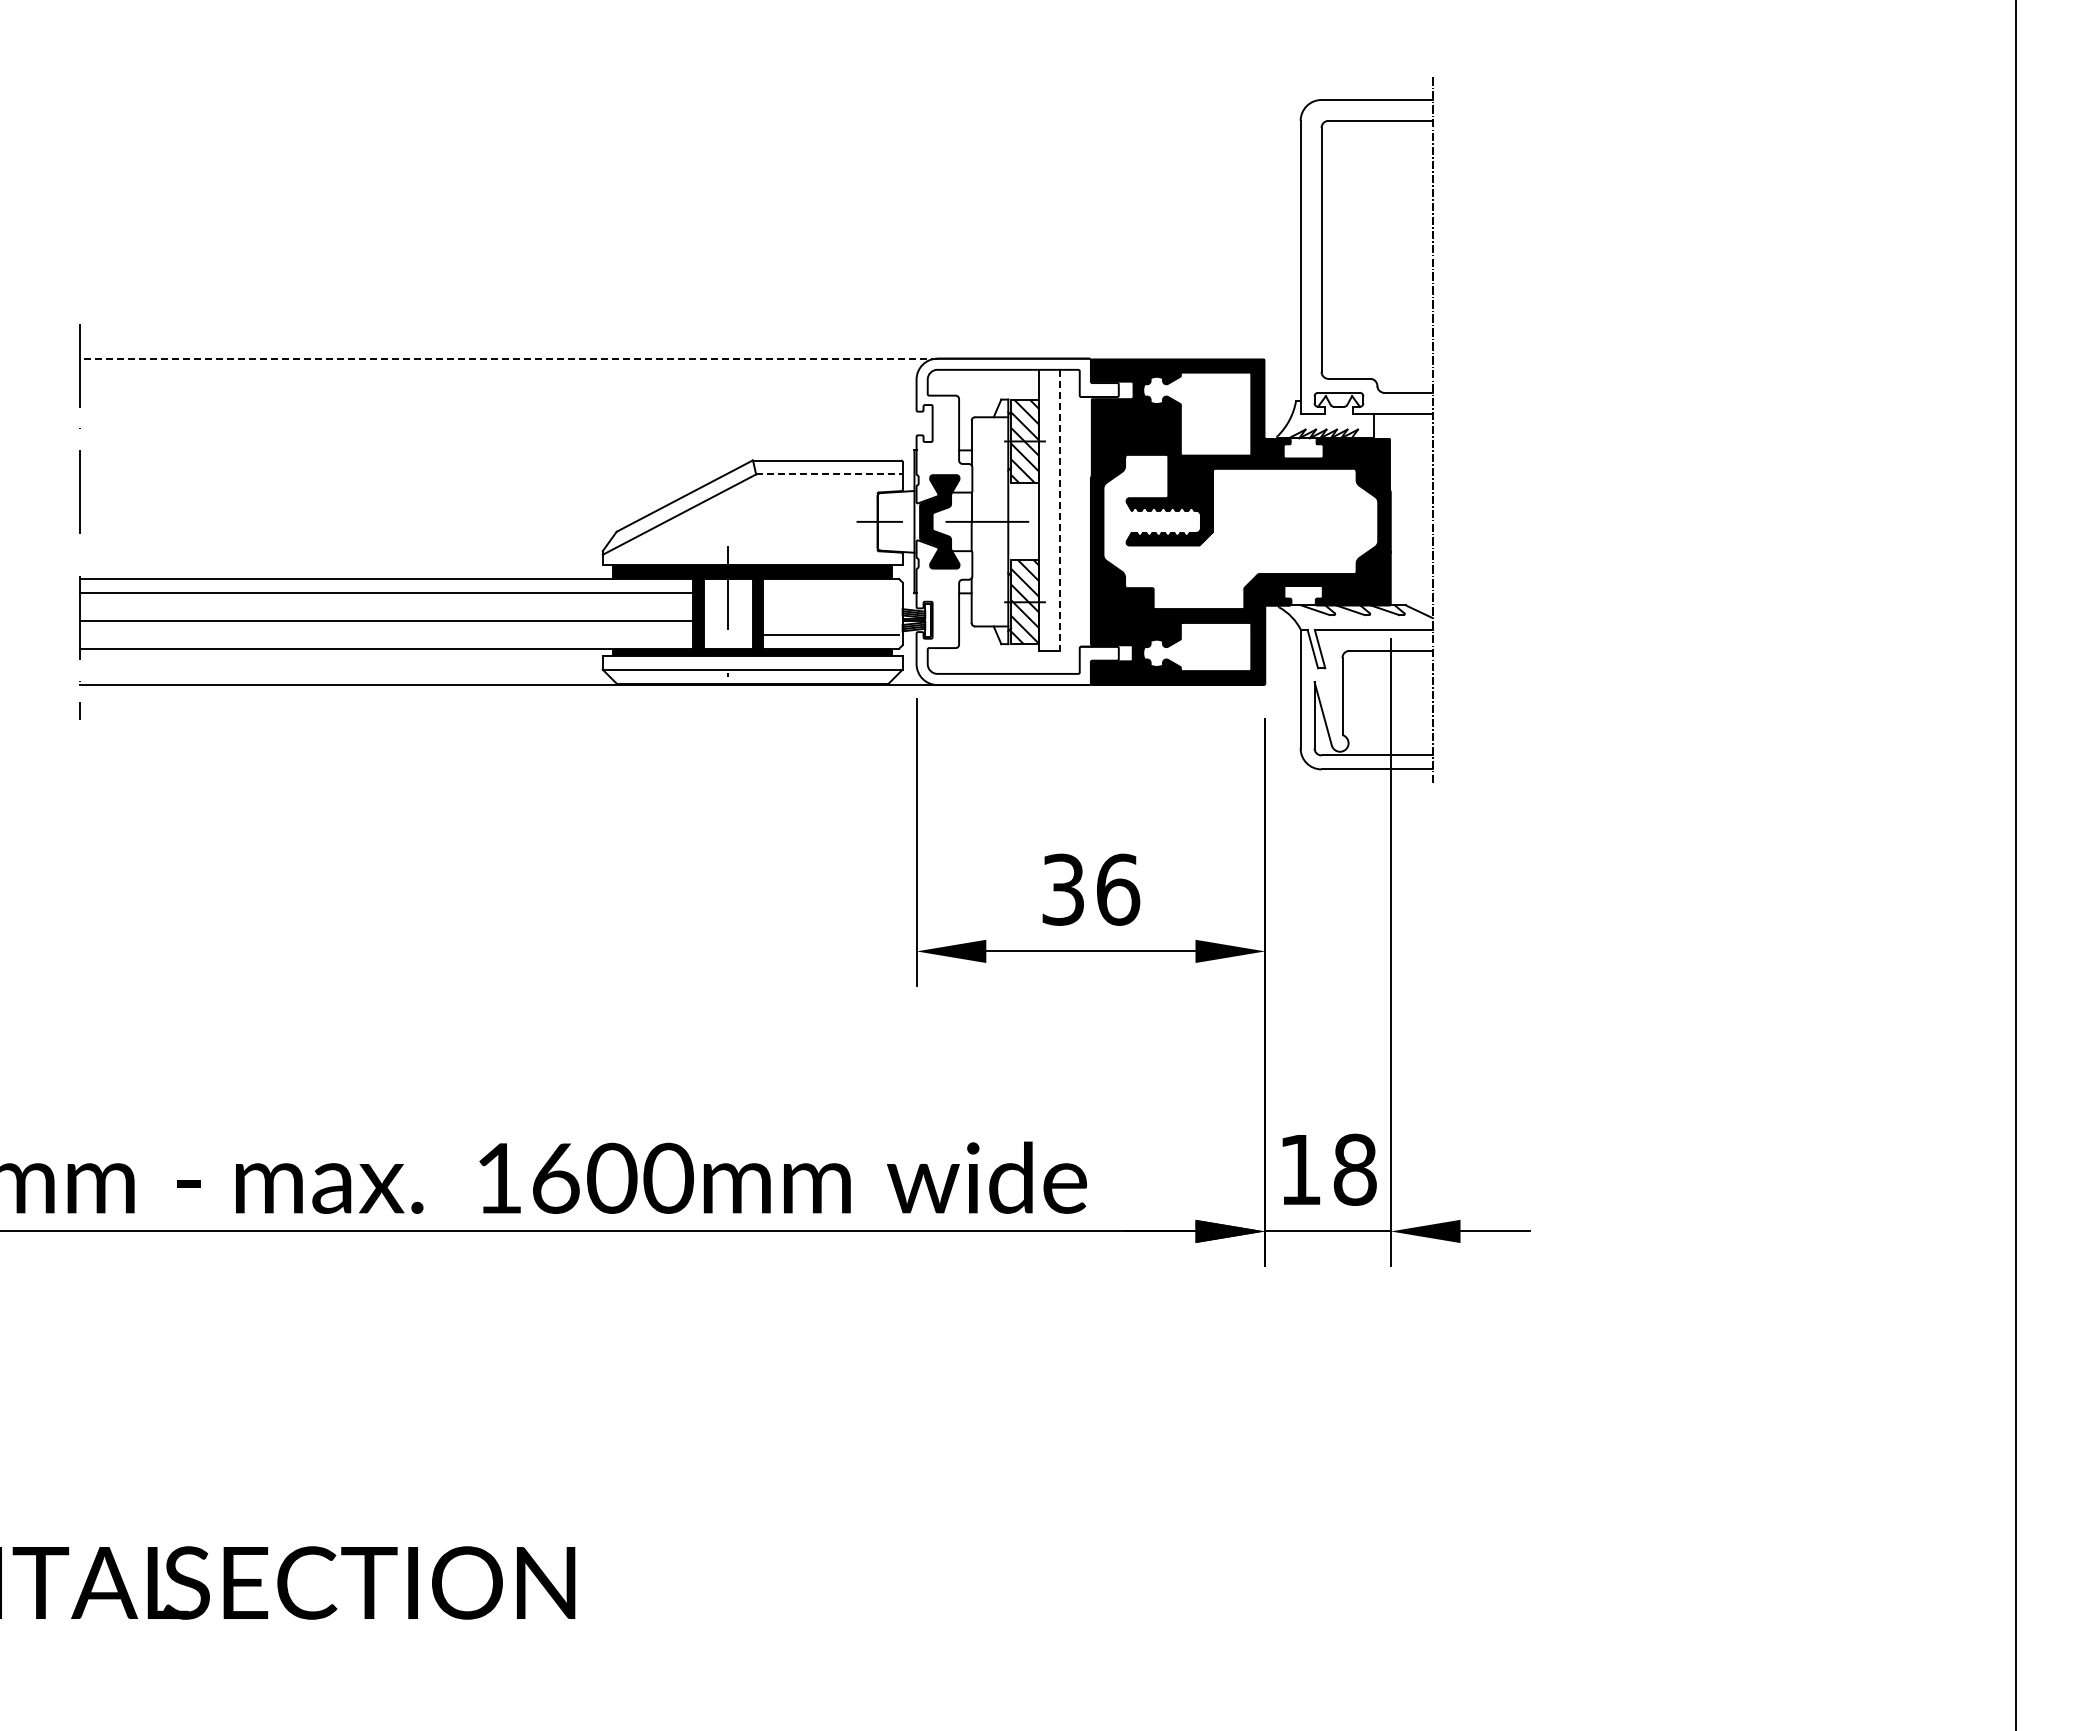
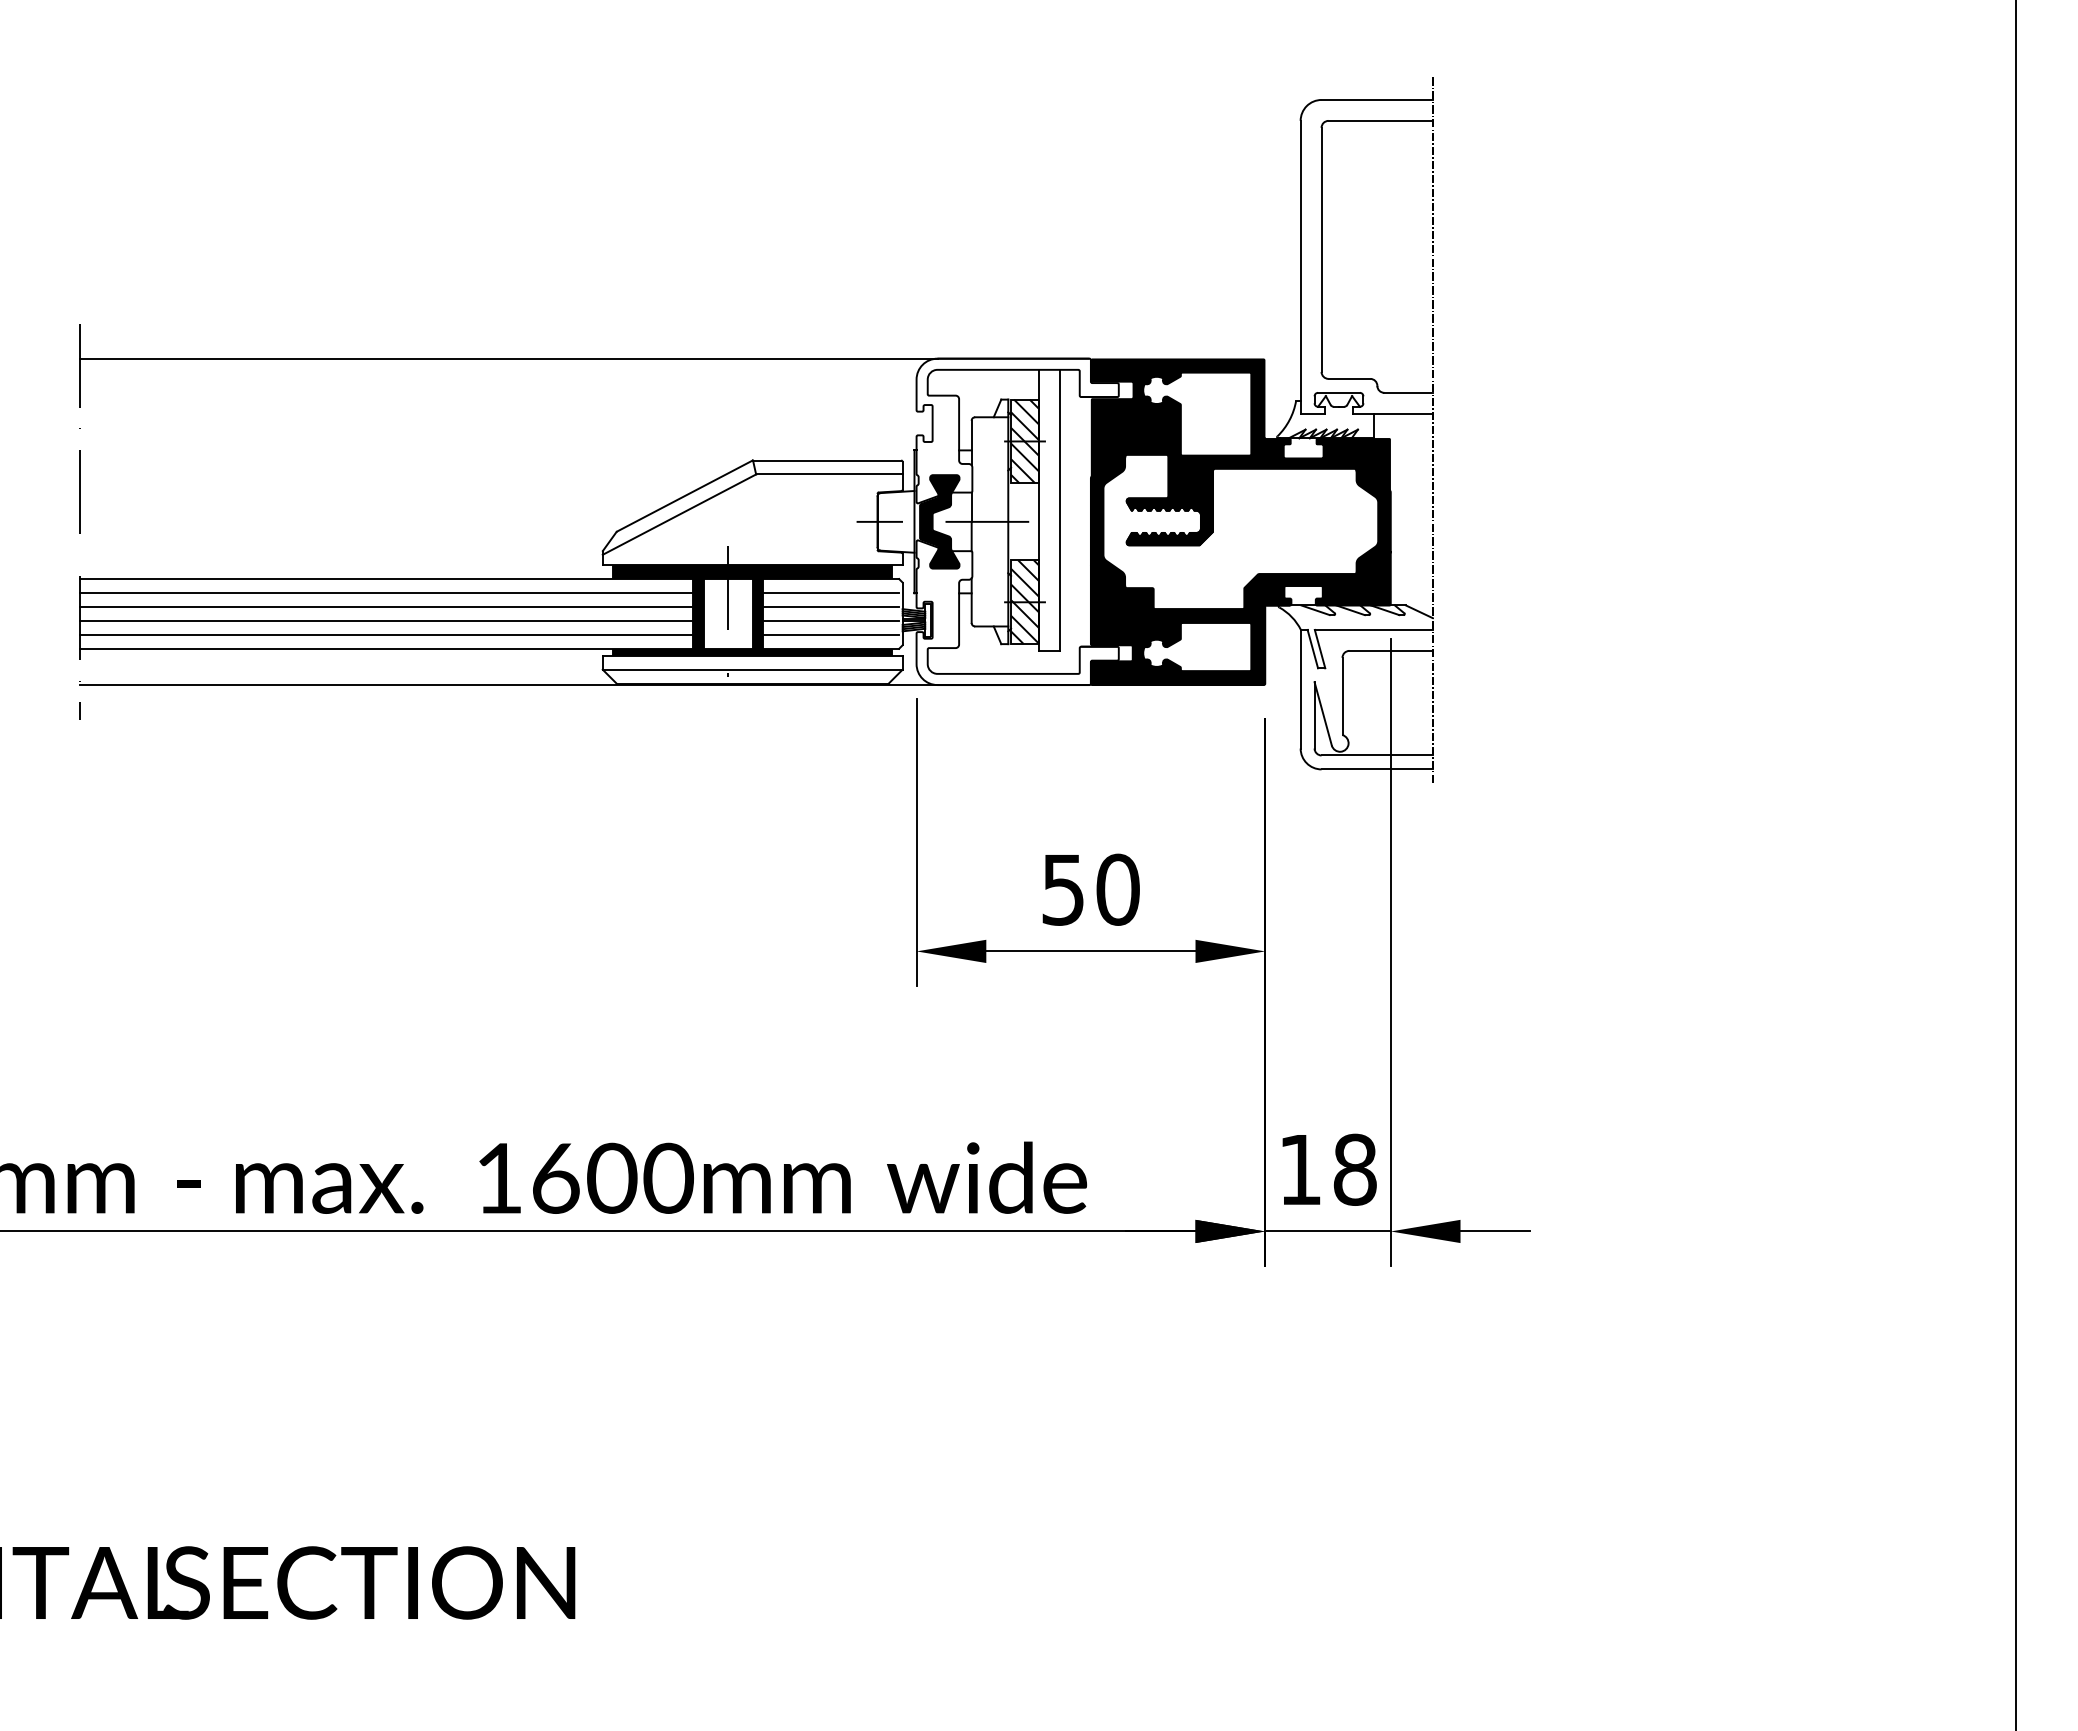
line: dashed -> solid (508, 358)
line: dashed -> solid (829, 474)
line: dashed -> solid (1059, 510)
line: none -> present (831, 593)
line: none -> present (386, 606)
line: none -> present (831, 606)
line: none -> present (831, 620)
line: none -> present (386, 634)
text: 36 -> 50 (1091, 889)
